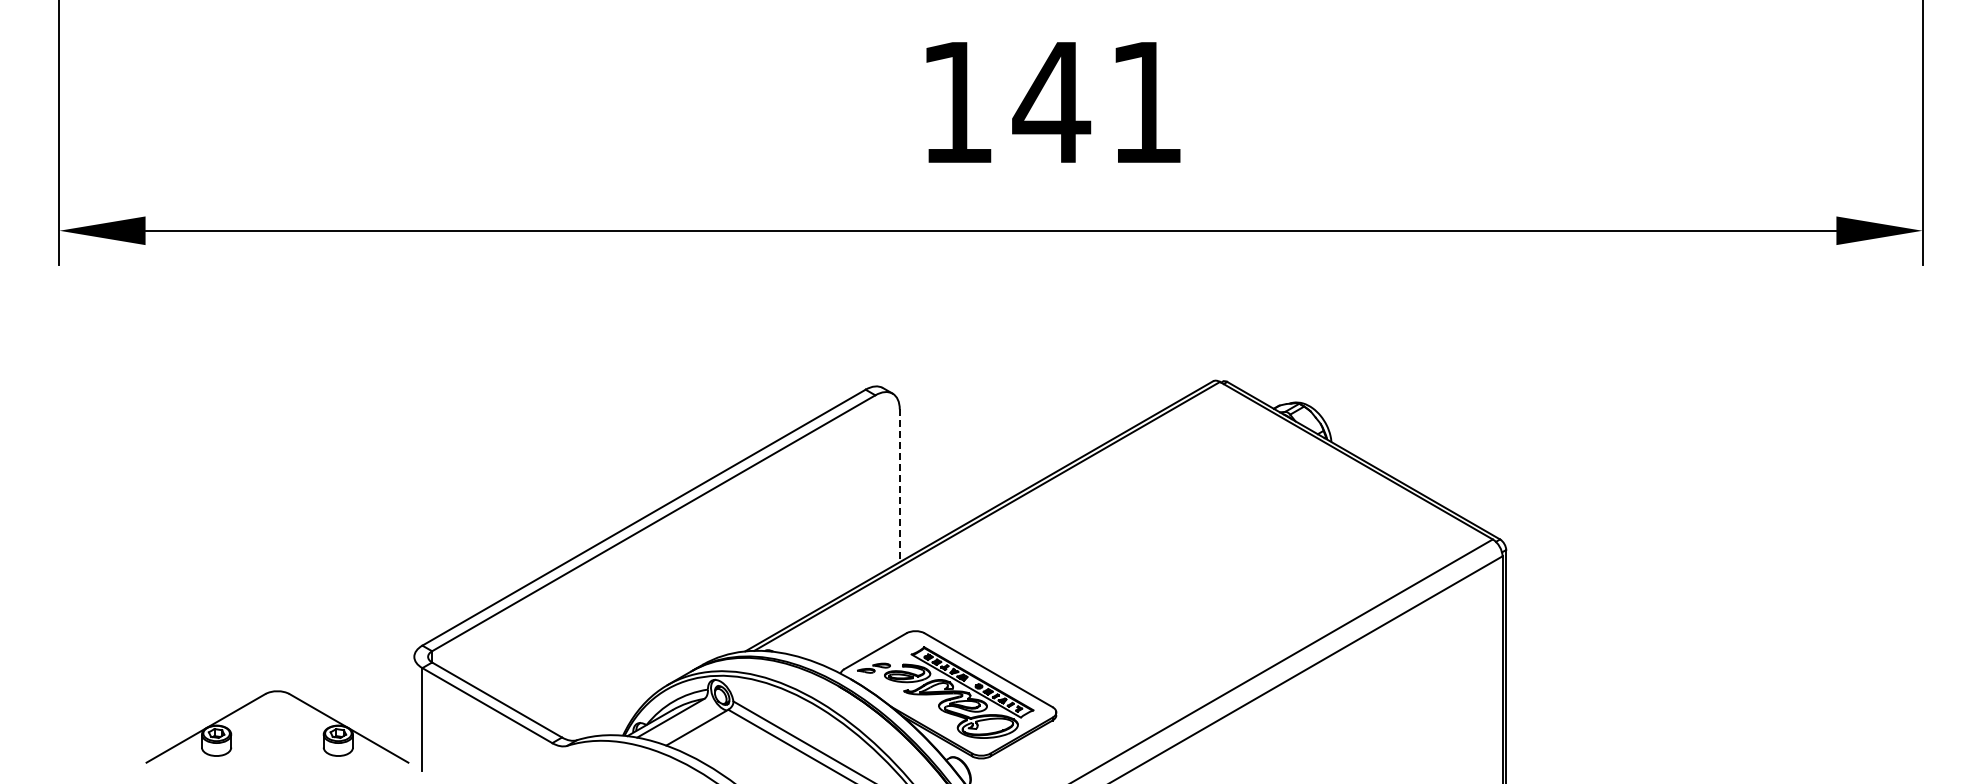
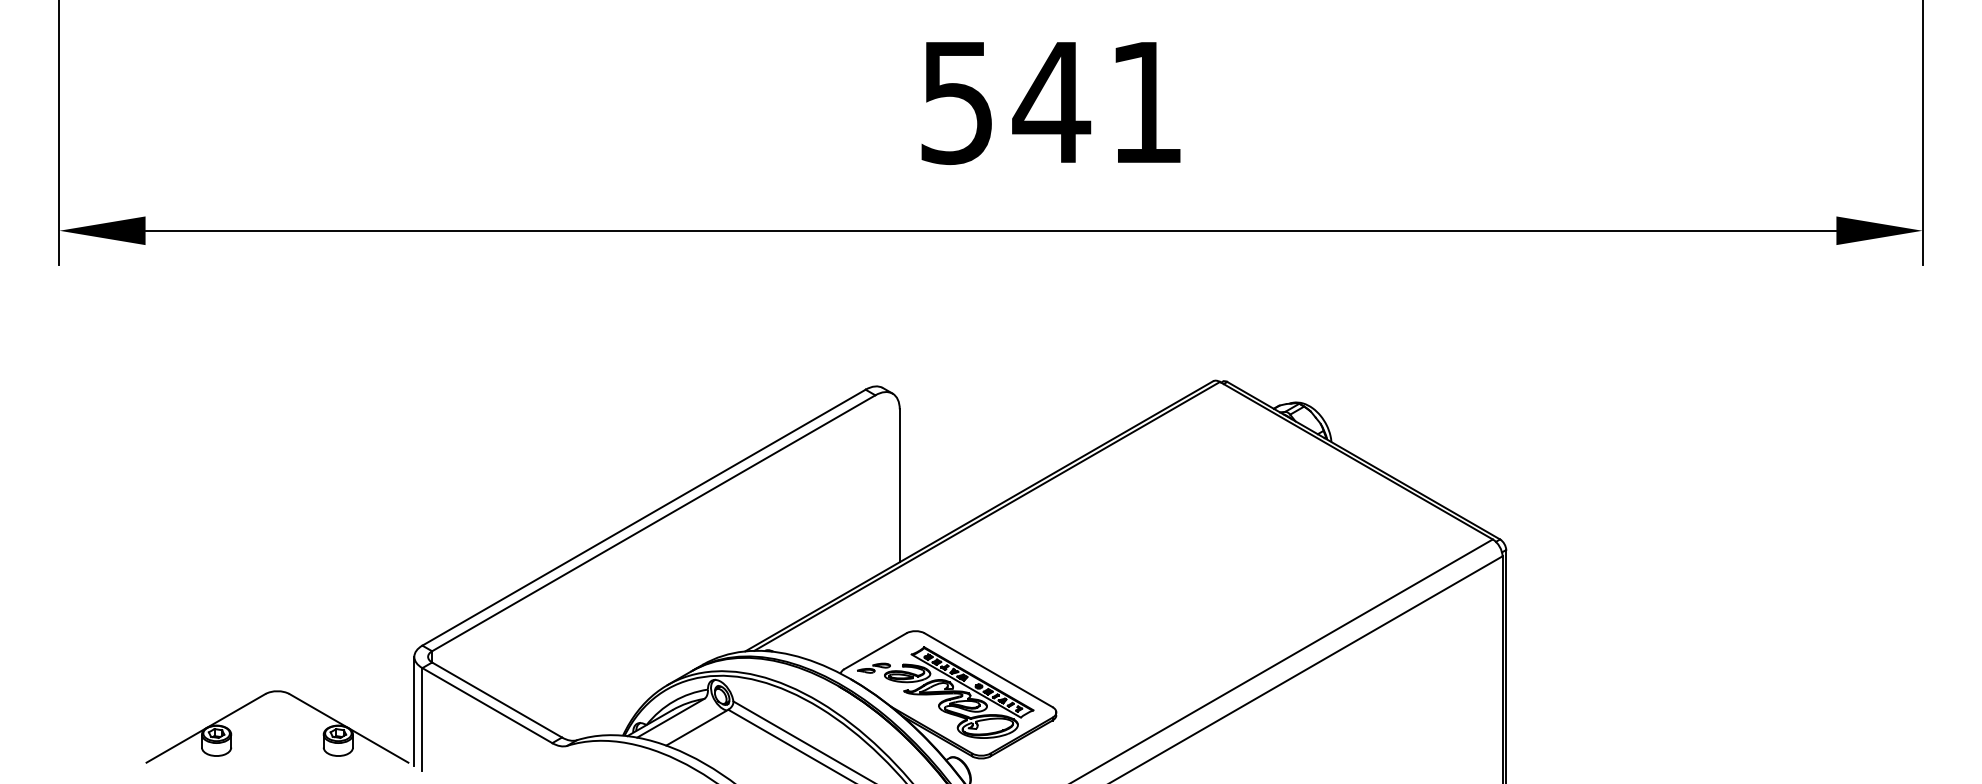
text: 141 -> 541 (956, 103)
line: dashed -> solid (899, 486)
line: none -> present (414, 711)
